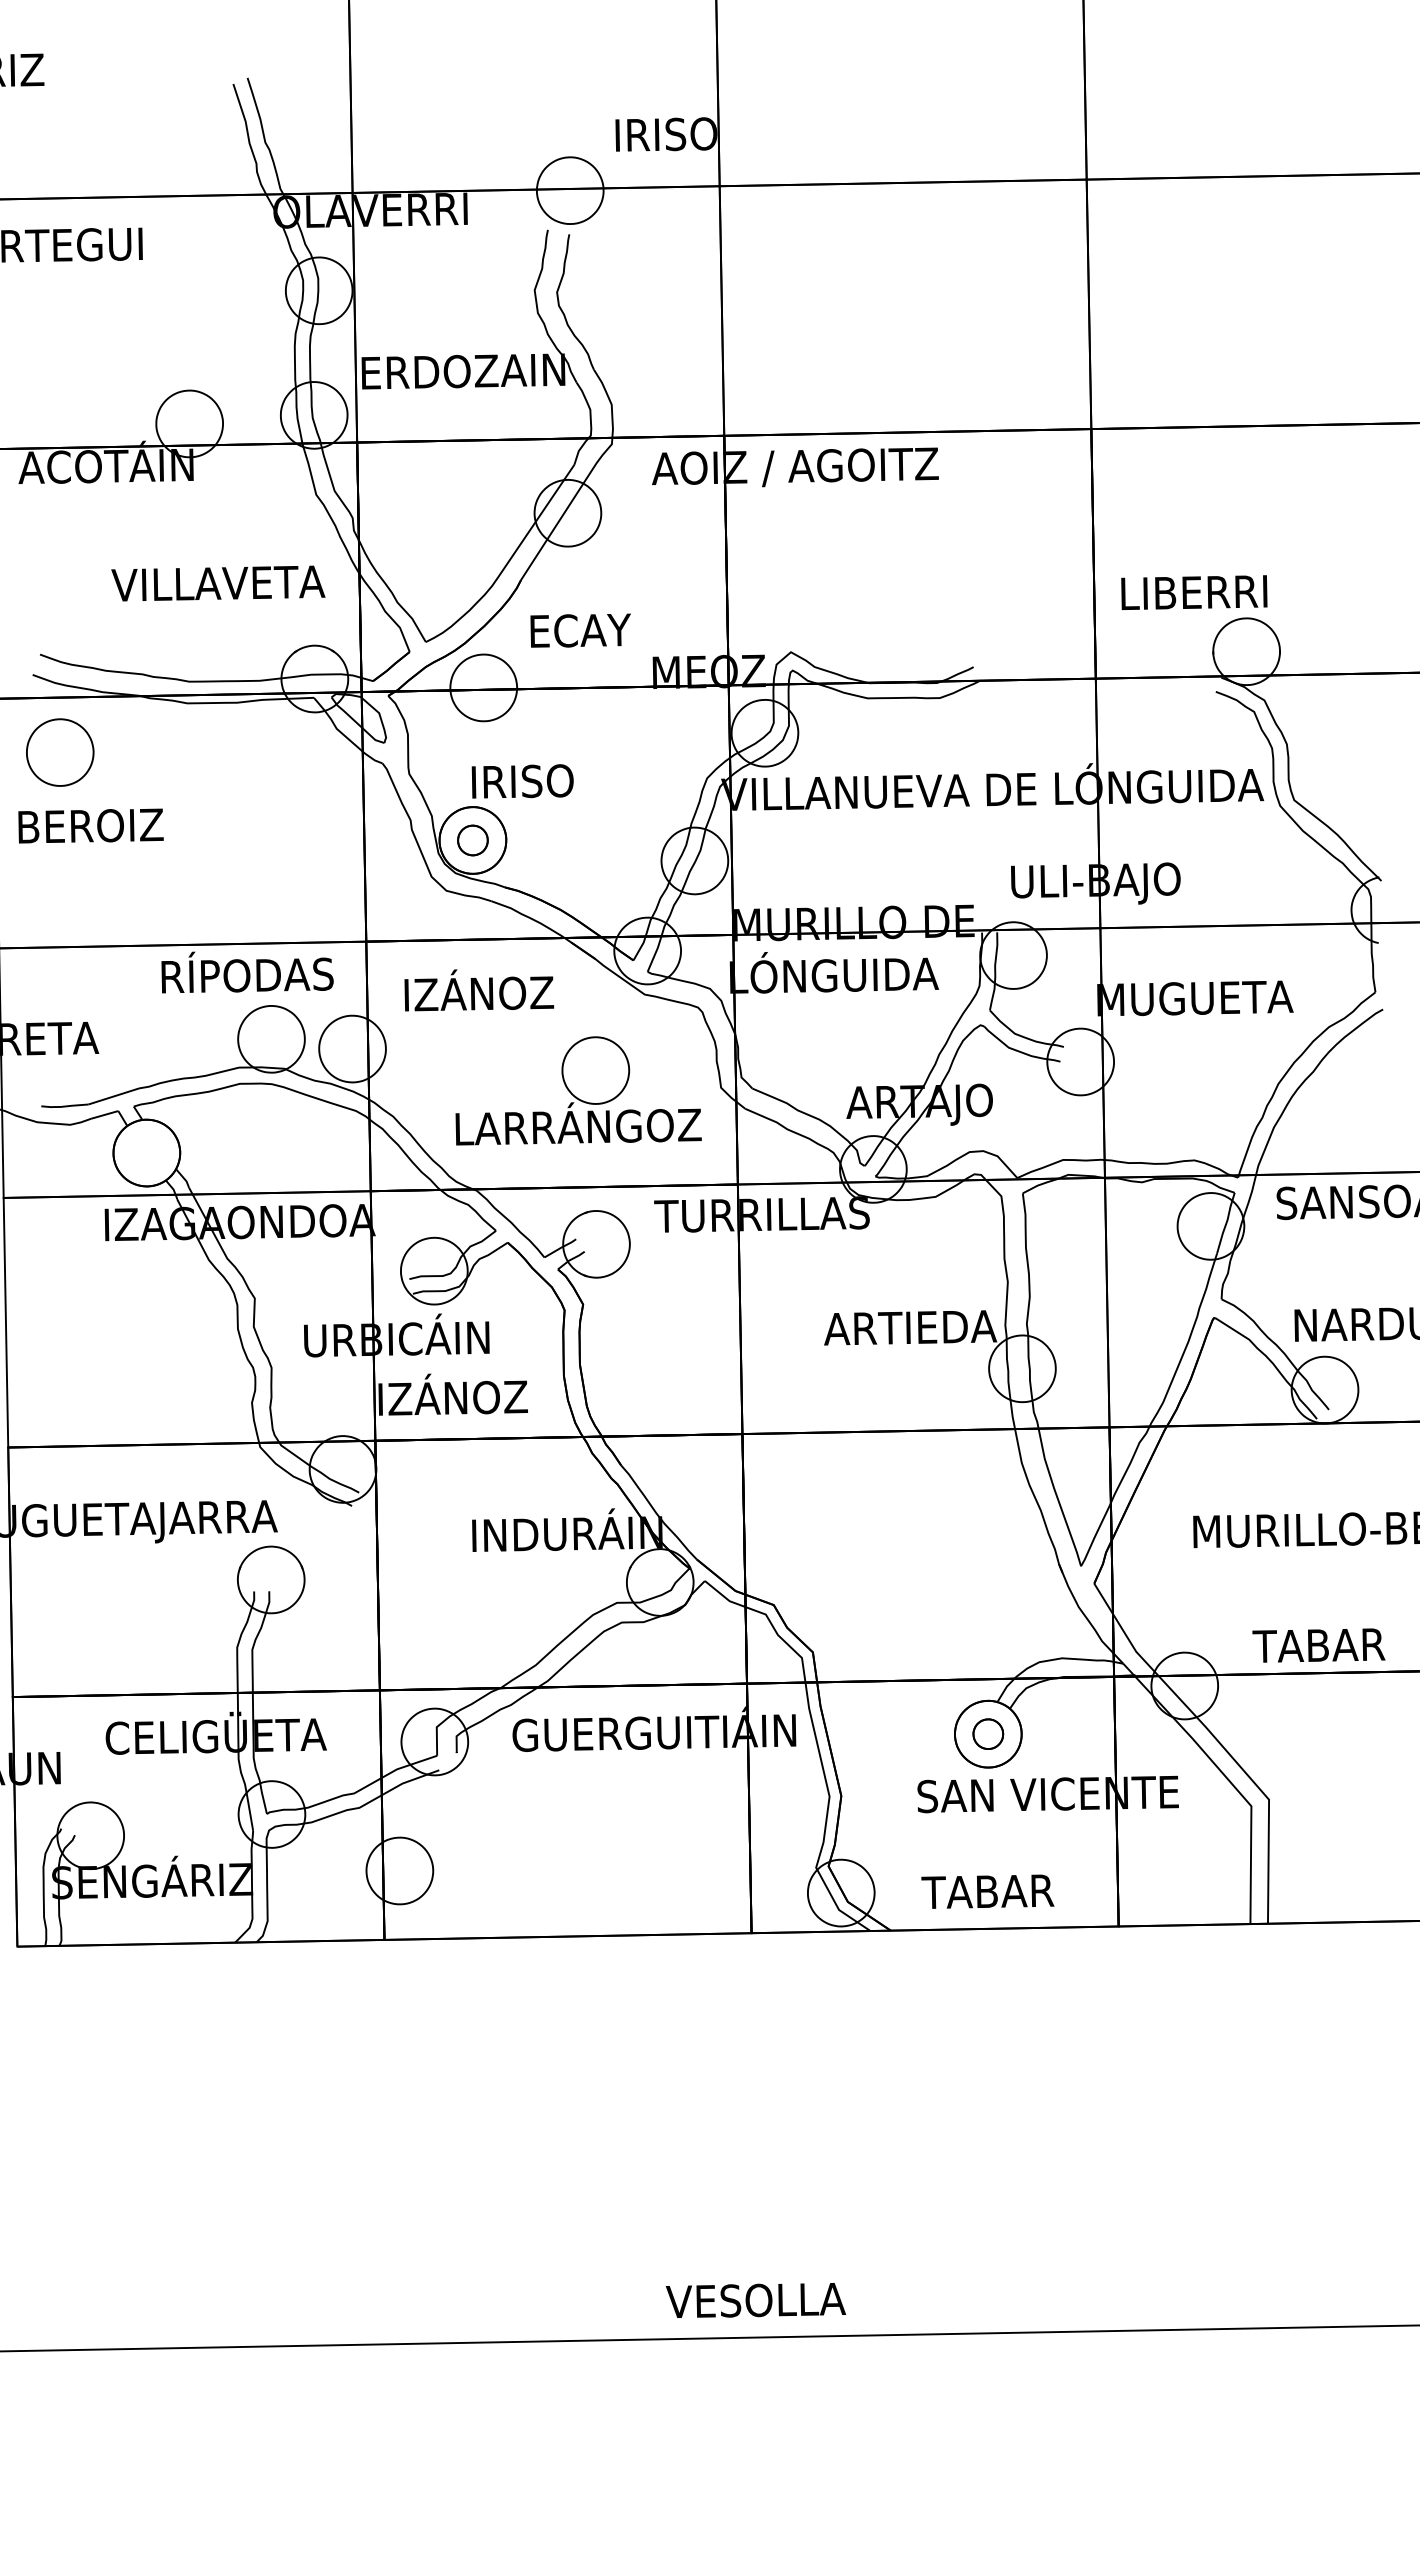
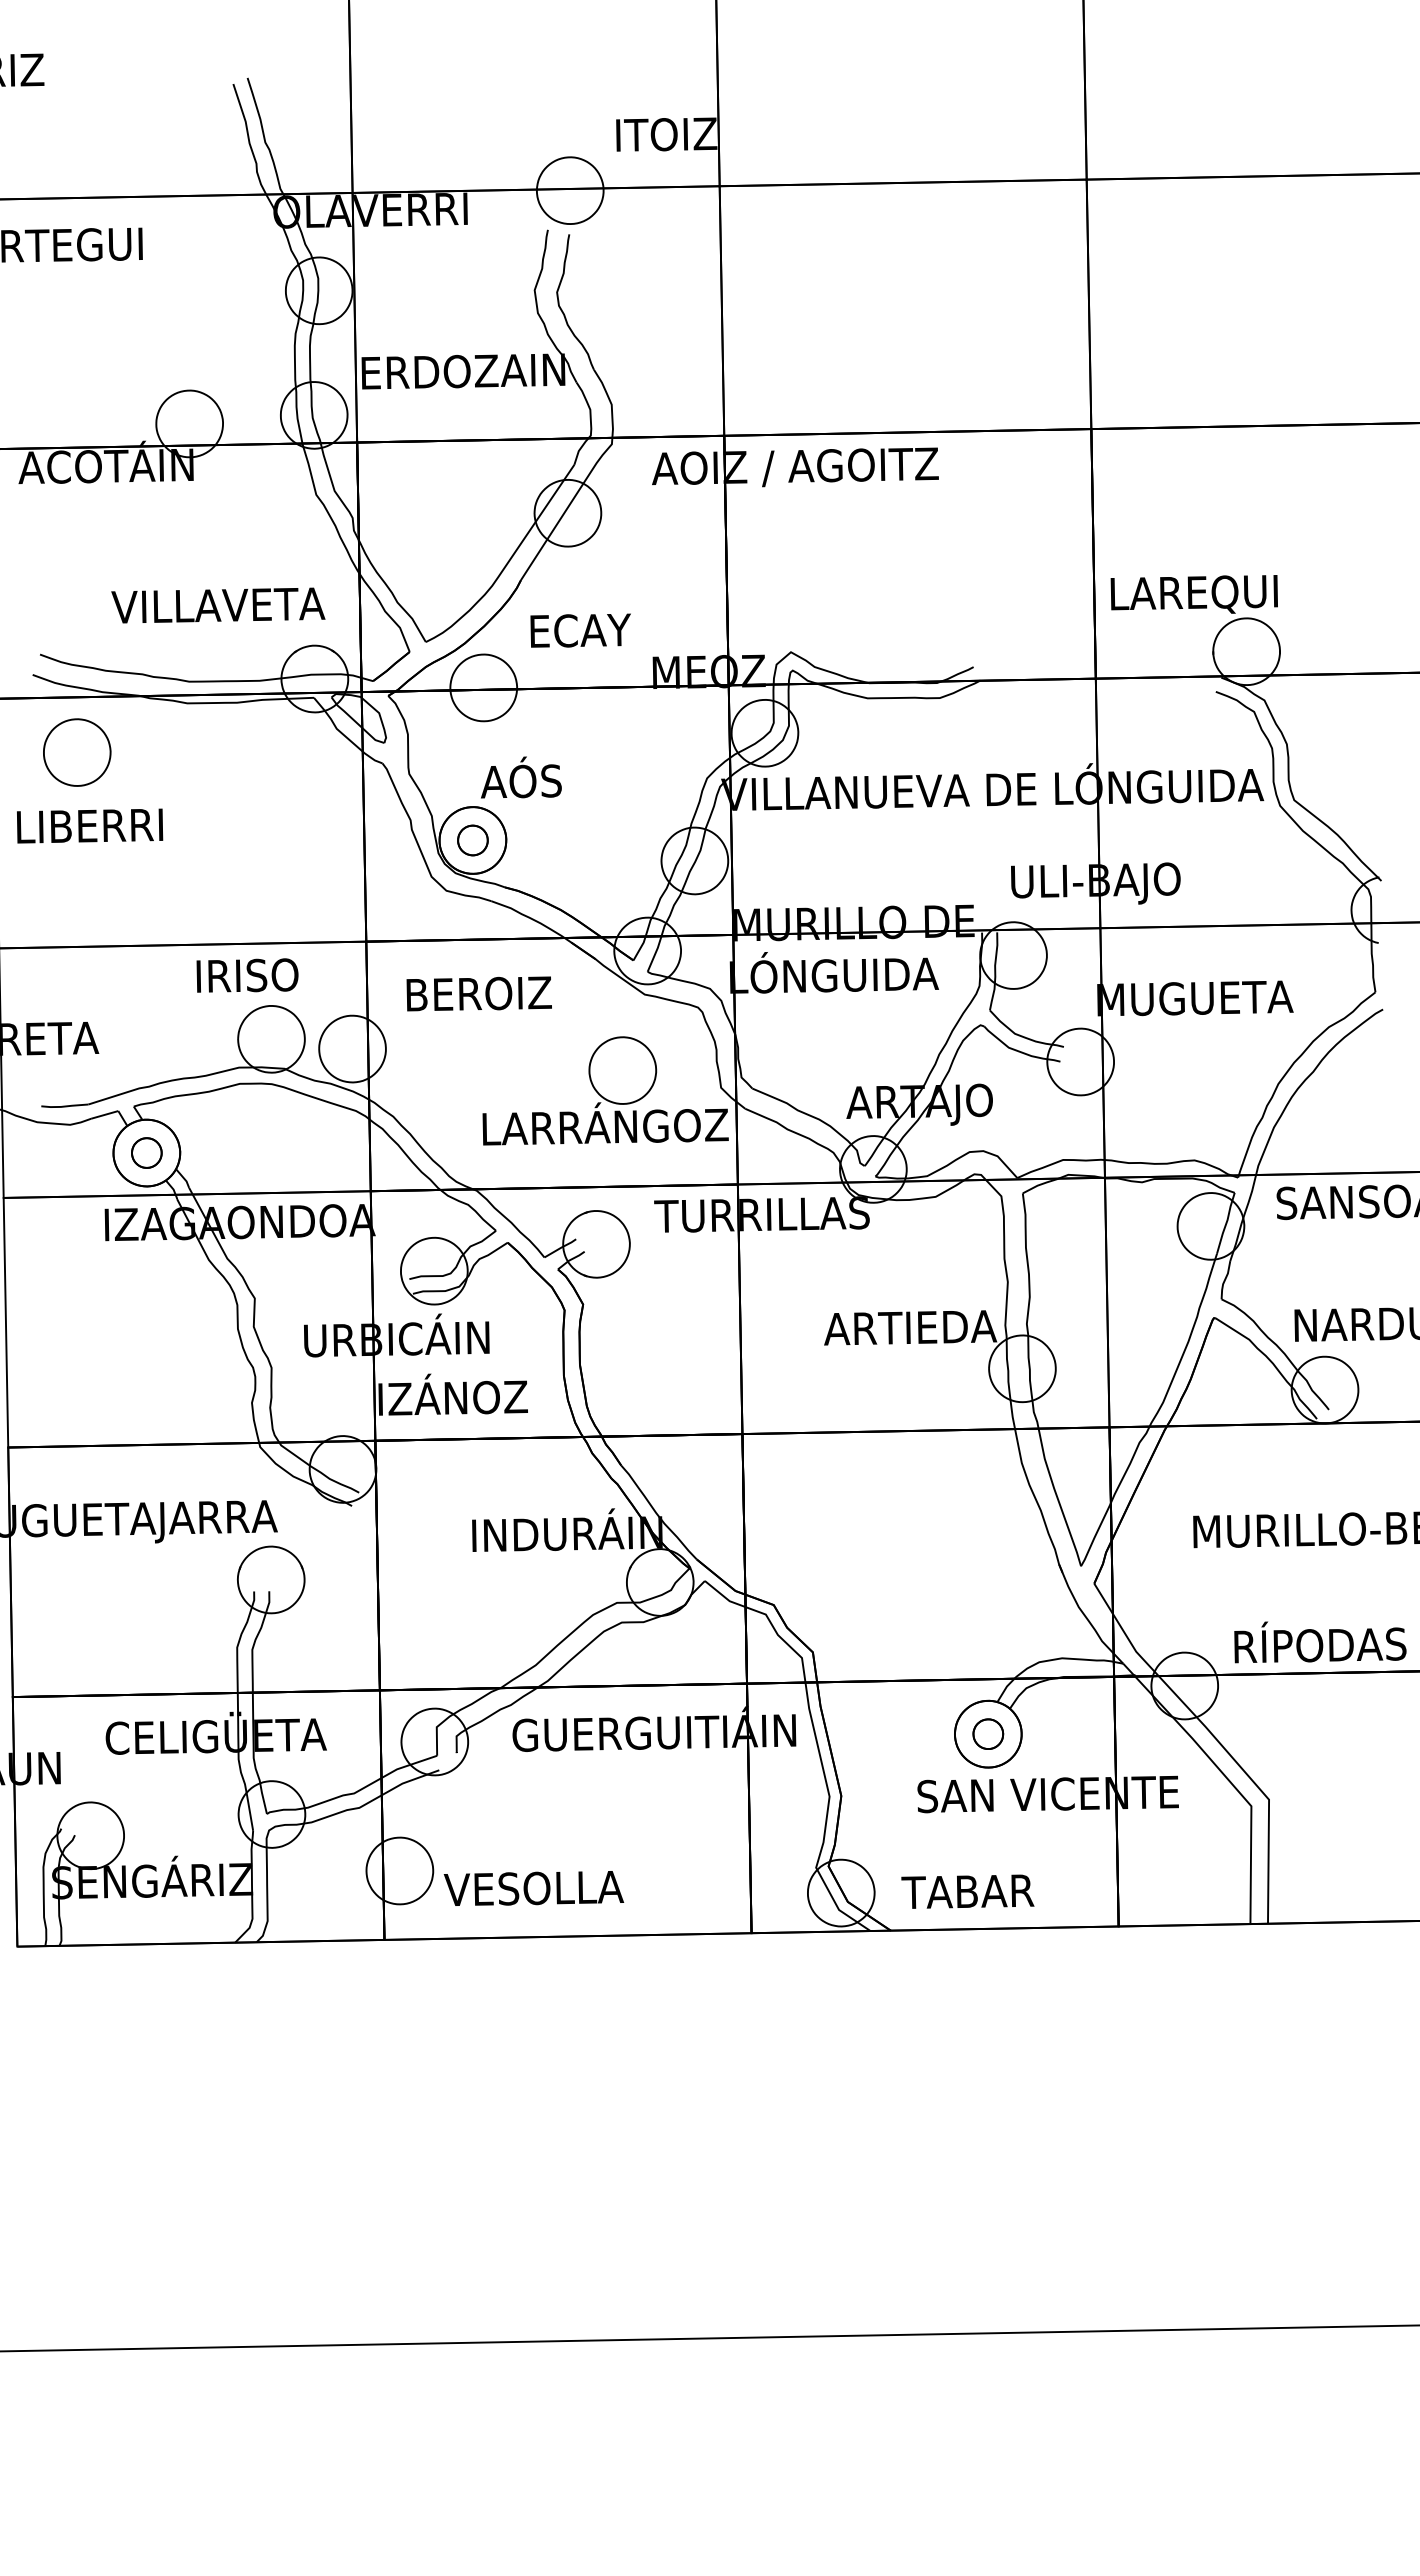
text: IRISO -> ITOIZ (666, 134)
text position: (218, 583) -> (218, 605) (218, 605)
text: LIBERRI -> LAREQUI (1193, 594)
part position: (60, 752) -> (77, 752) (77, 752)
text: IRISO -> AÓS (522, 777)
text: BEROIZ -> LIBERRI (90, 825)
text: RÍPODAS -> IRISO (247, 972)
text: IZÁNOZ -> BEROIZ (479, 990)
part position: (578, 1090) -> (605, 1090) (605, 1090)
part: none -> present (146, 1152)
text: TABAR -> RÍPODAS (1320, 1642)
text position: (987, 1891) -> (967, 1891) (967, 1891)
text position: (755, 2300) -> (533, 1888) (533, 1888)
